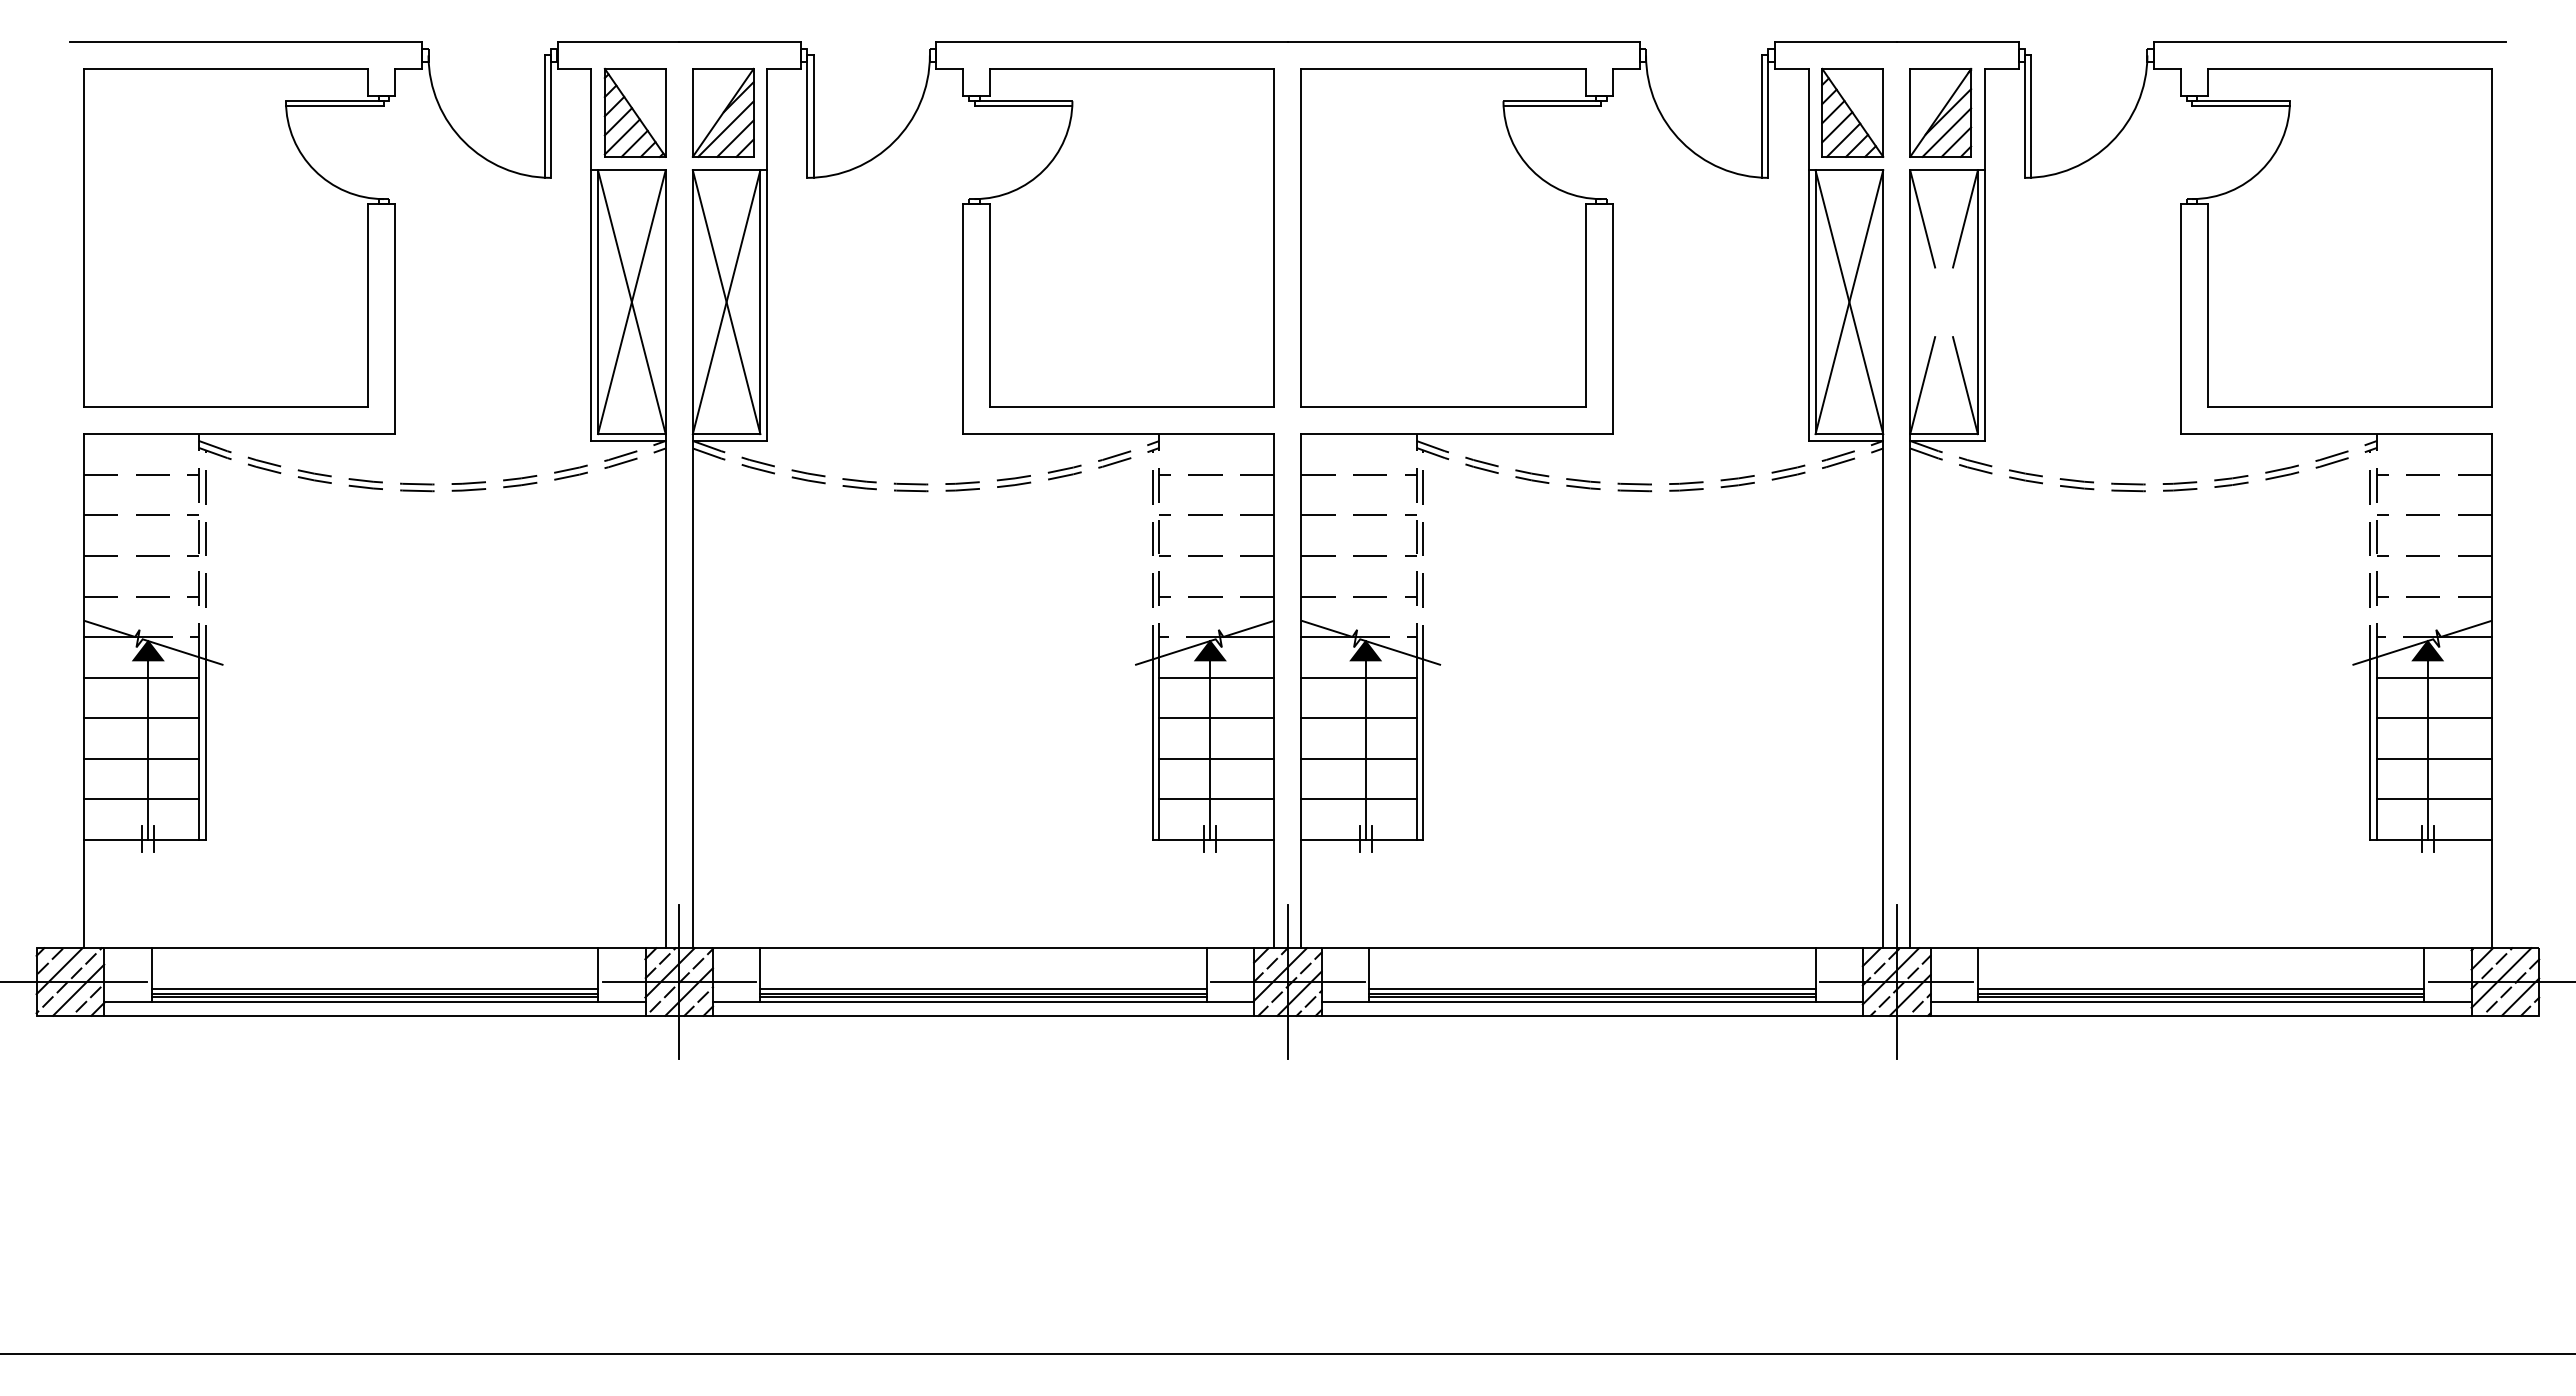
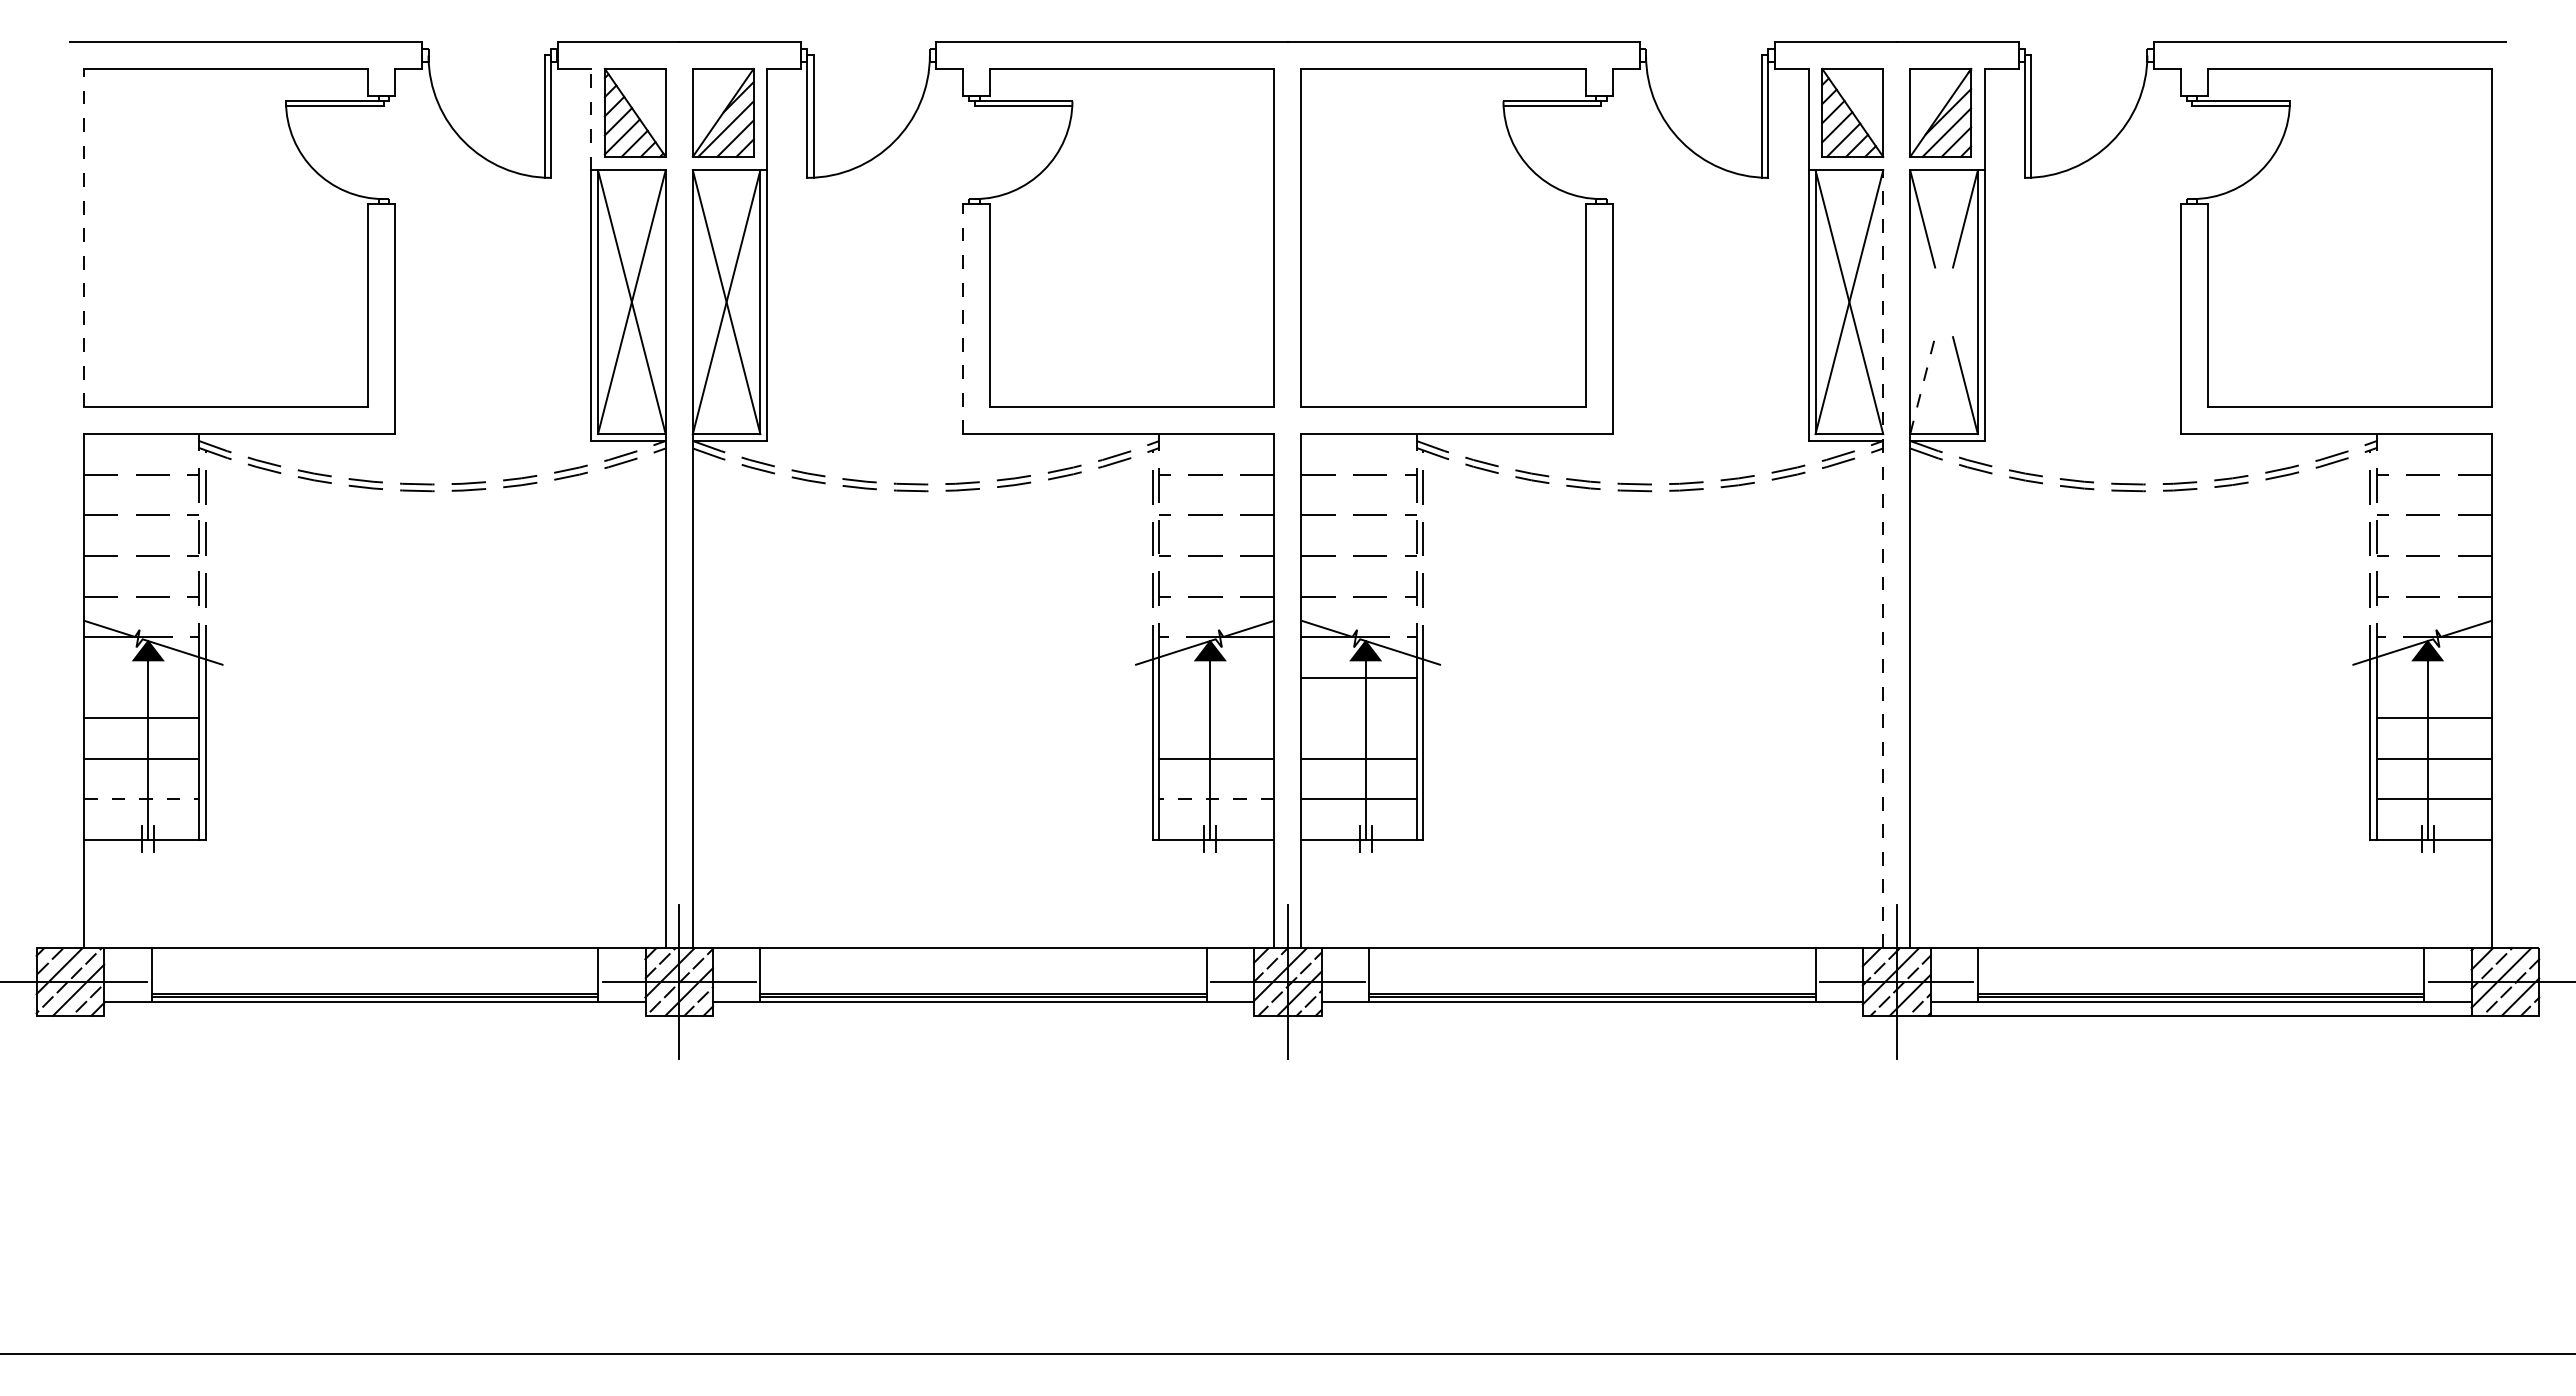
line: solid -> dashed (591, 119)
line: solid -> dashed (84, 237)
line: solid -> dashed (963, 319)
line: solid -> dashed (1922, 385)
line: solid -> dashed (1883, 559)
line: present -> none (141, 677)
line: present -> none (1216, 677)
line: present -> none (2434, 677)
line: present -> none (1216, 718)
line: present -> none (1358, 718)
line: solid -> dashed (142, 799)
line: solid -> dashed (1216, 799)
line: present -> none (374, 988)
line: present -> none (983, 988)
line: present -> none (1592, 988)
line: present -> none (2200, 988)
line: present -> none (374, 1015)
line: present -> none (983, 1015)
line: present -> none (1591, 1015)
